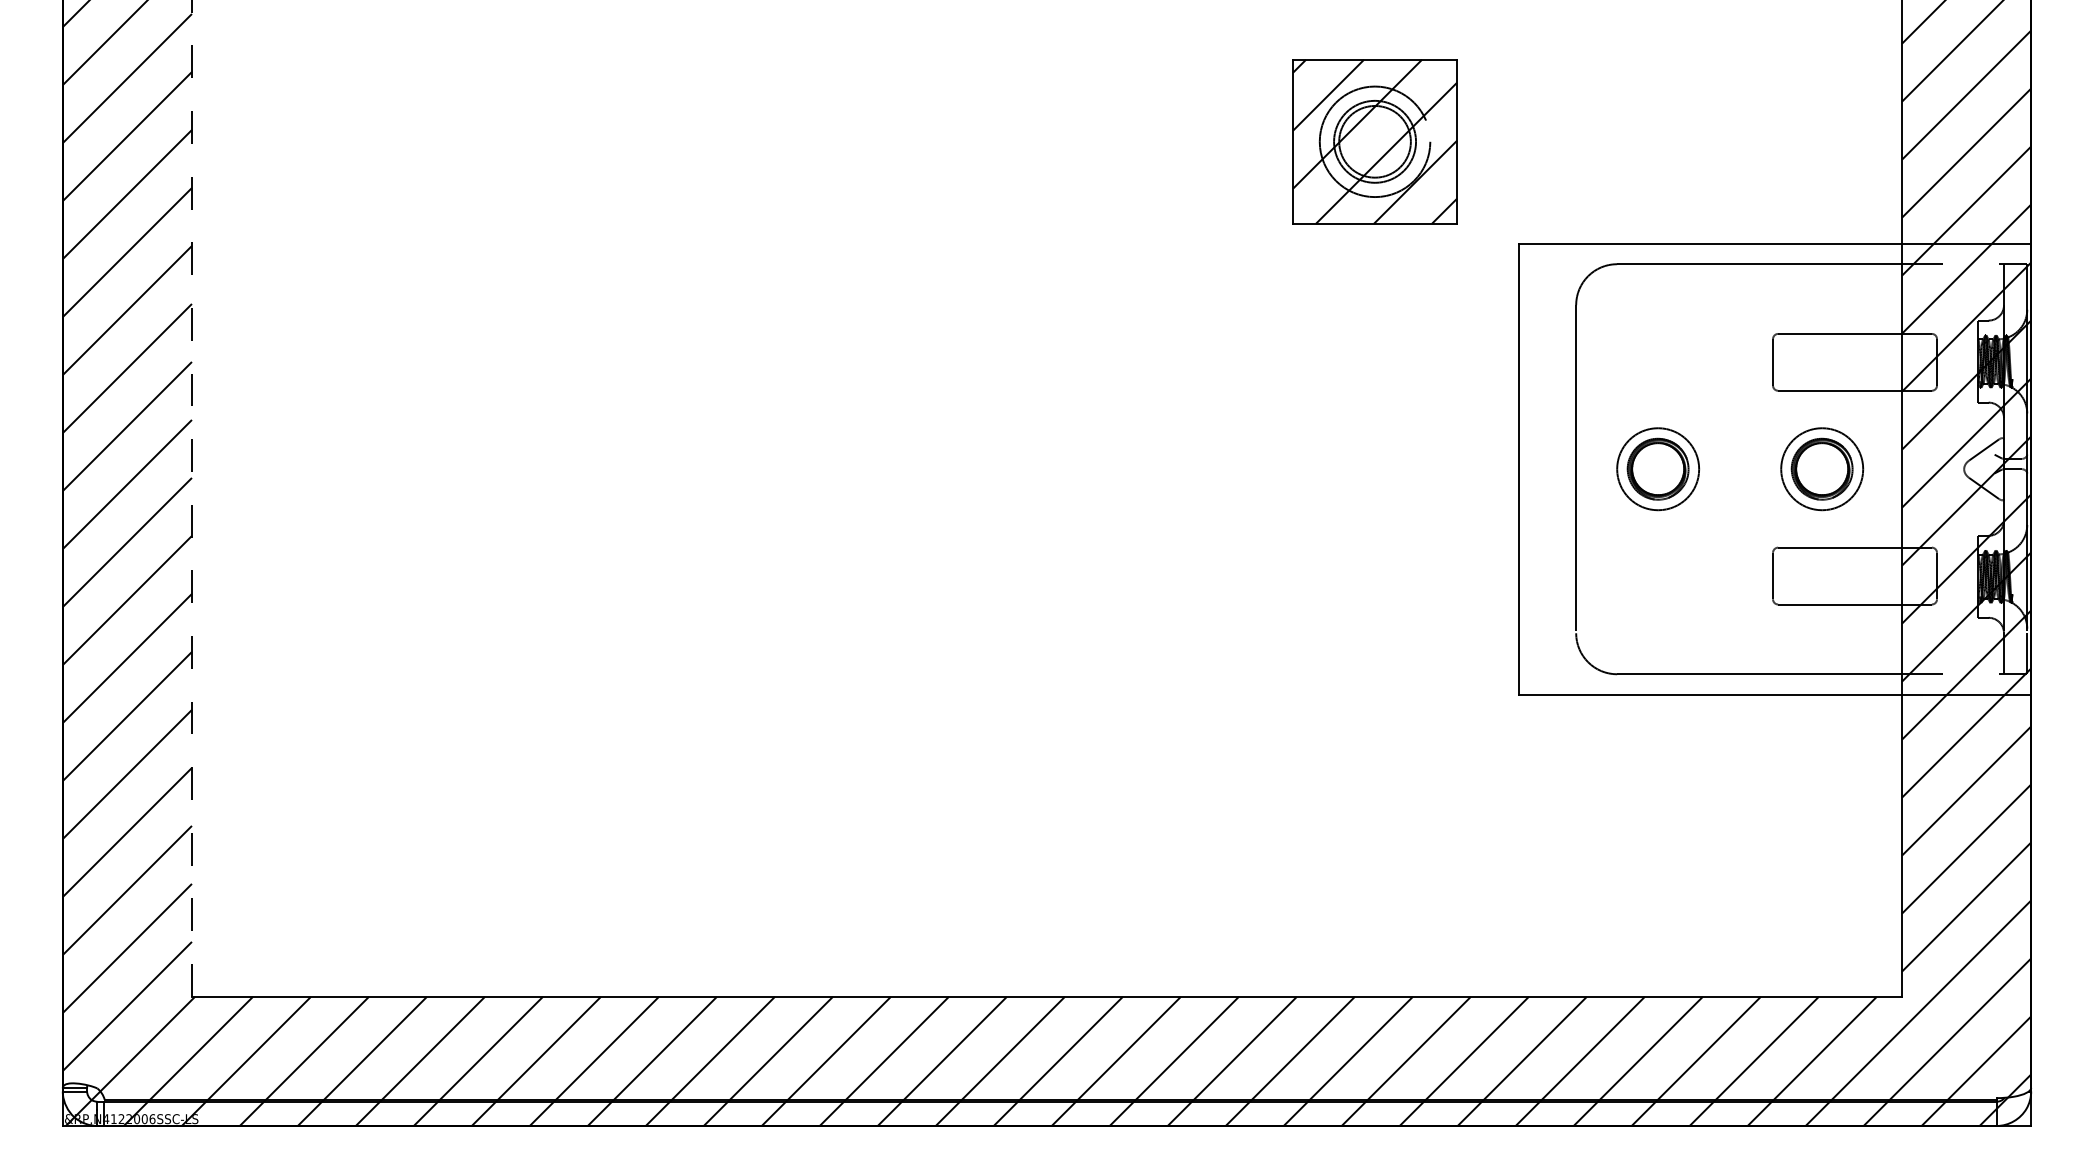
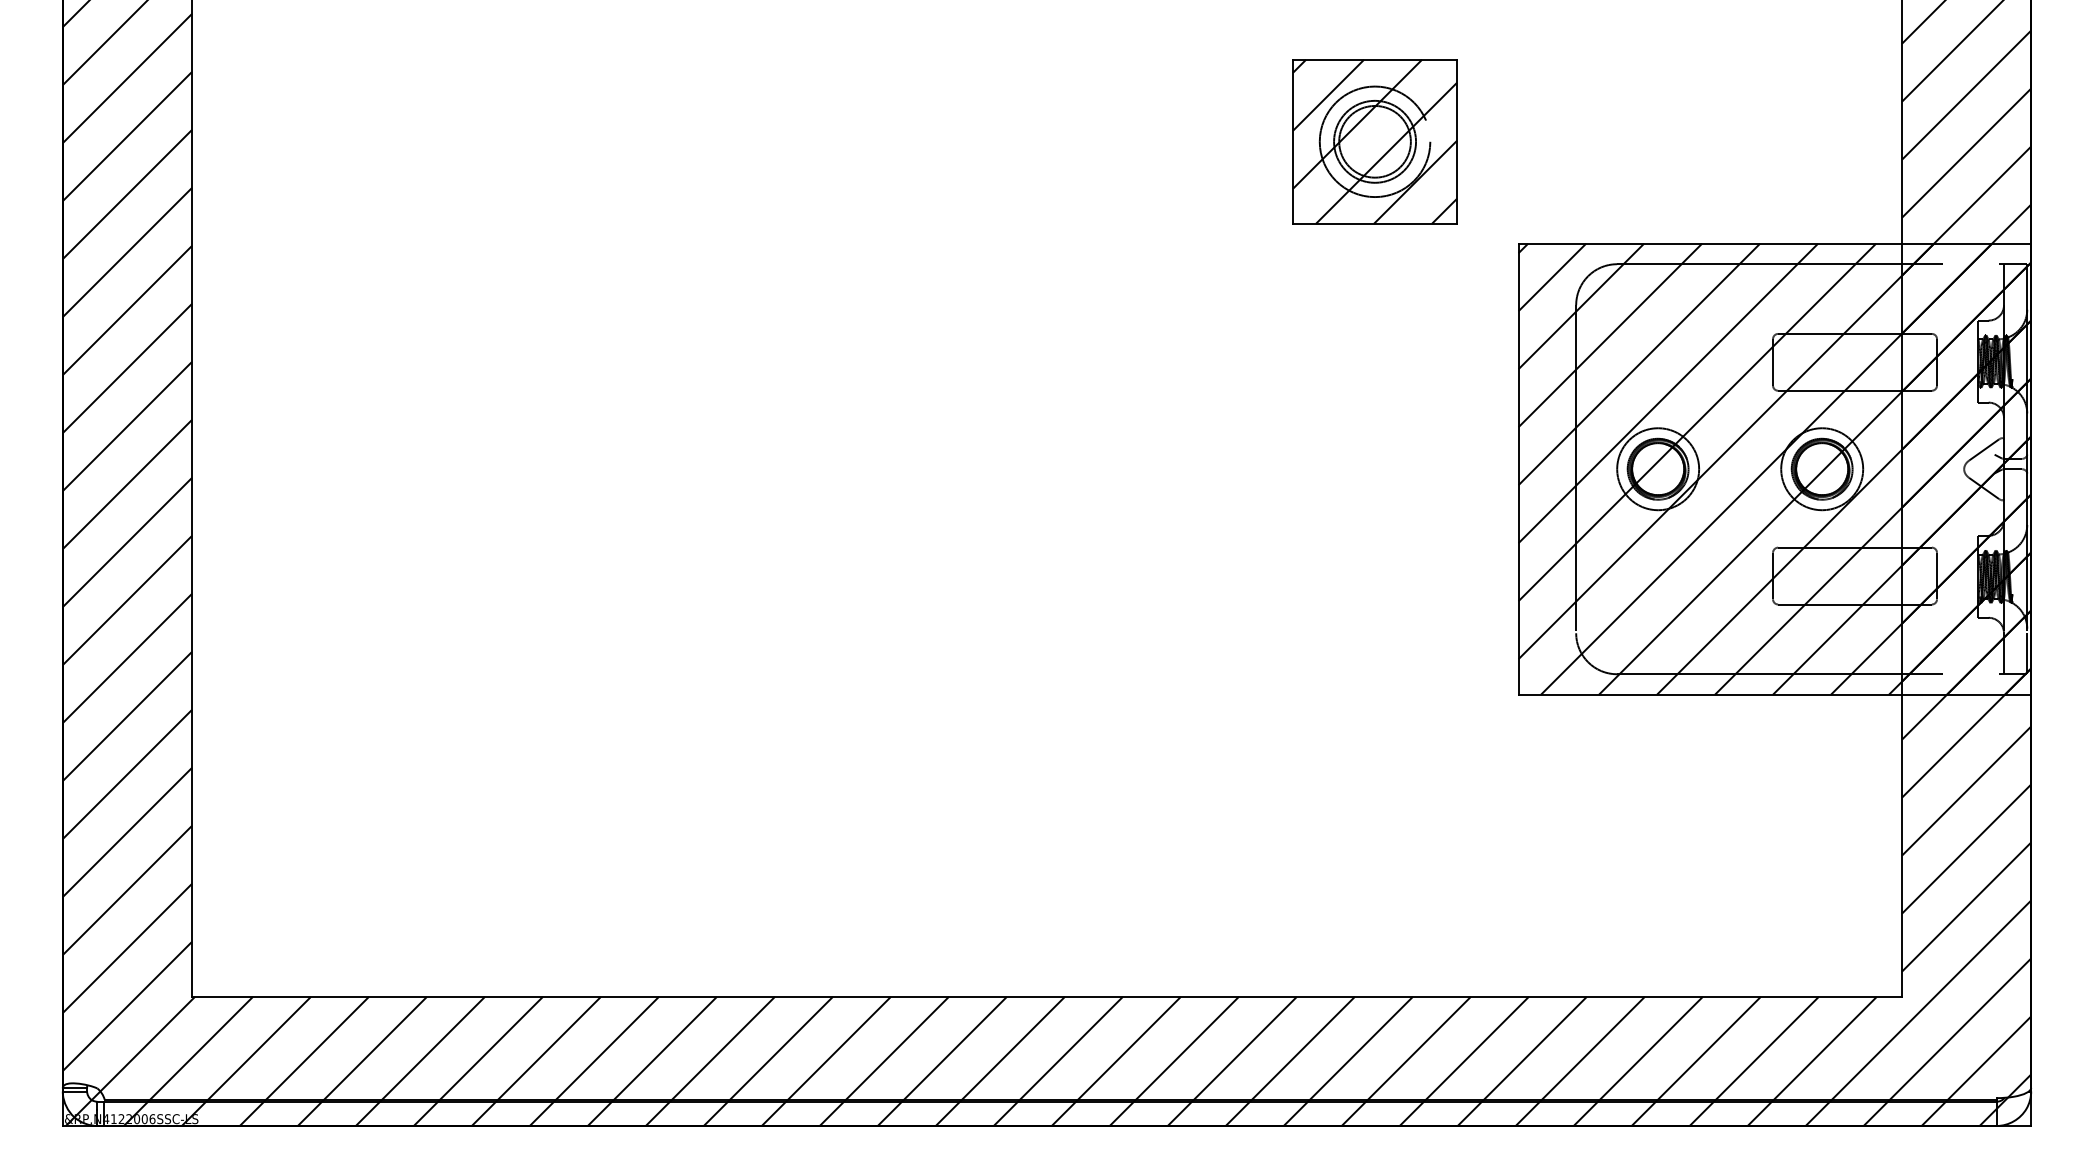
hatch: none -> present (1774, 468)
line: dashed -> solid (191, 498)
